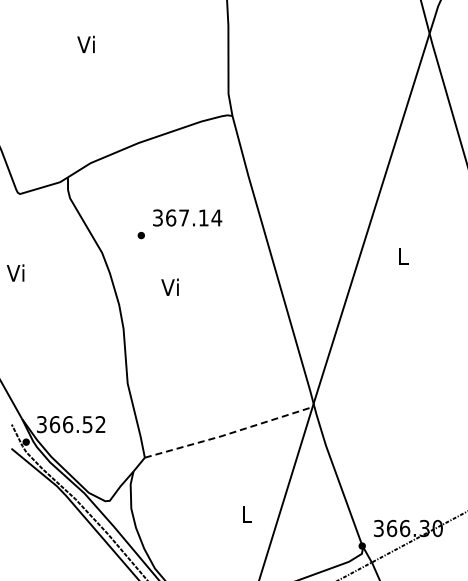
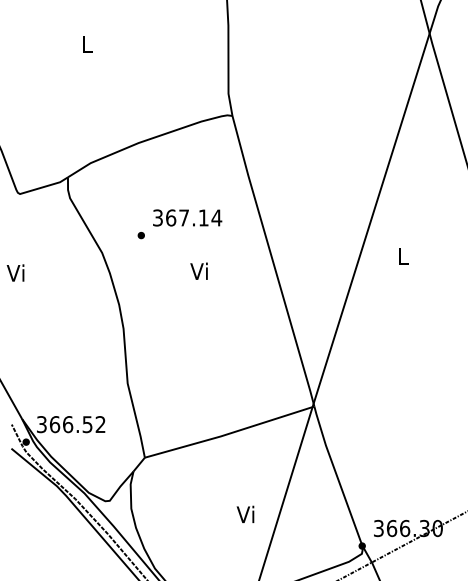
text: Vi -> L (85, 44)
text position: (169, 286) -> (198, 270) (198, 270)
line: dashed -> solid (230, 433)
text: L -> Vi (245, 514)
